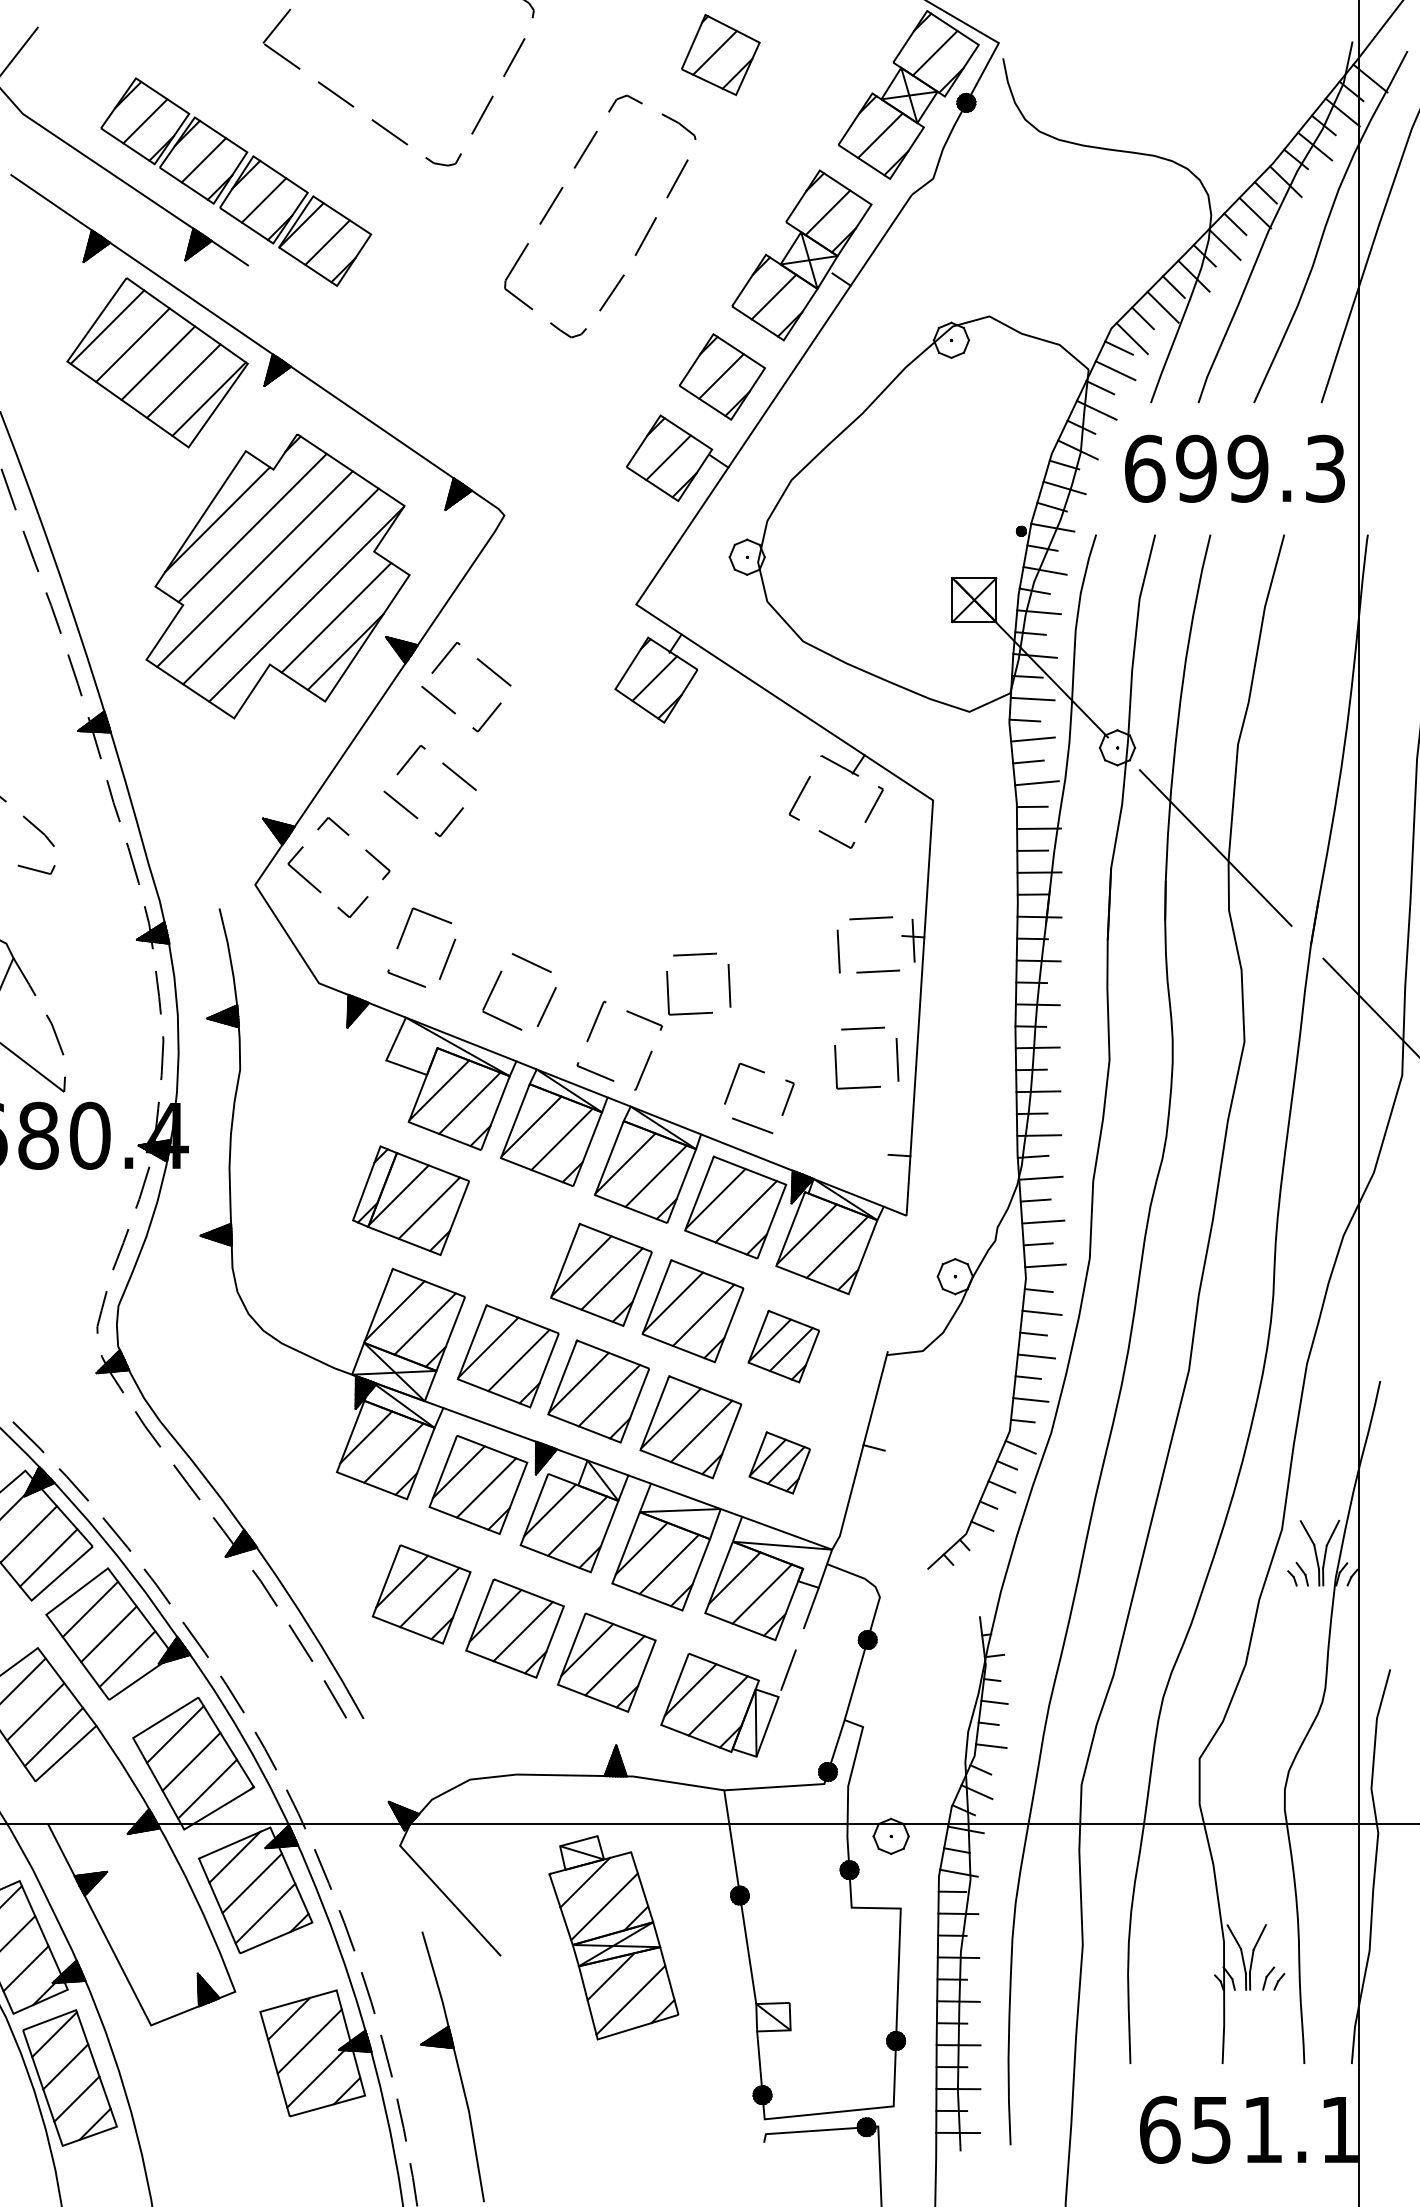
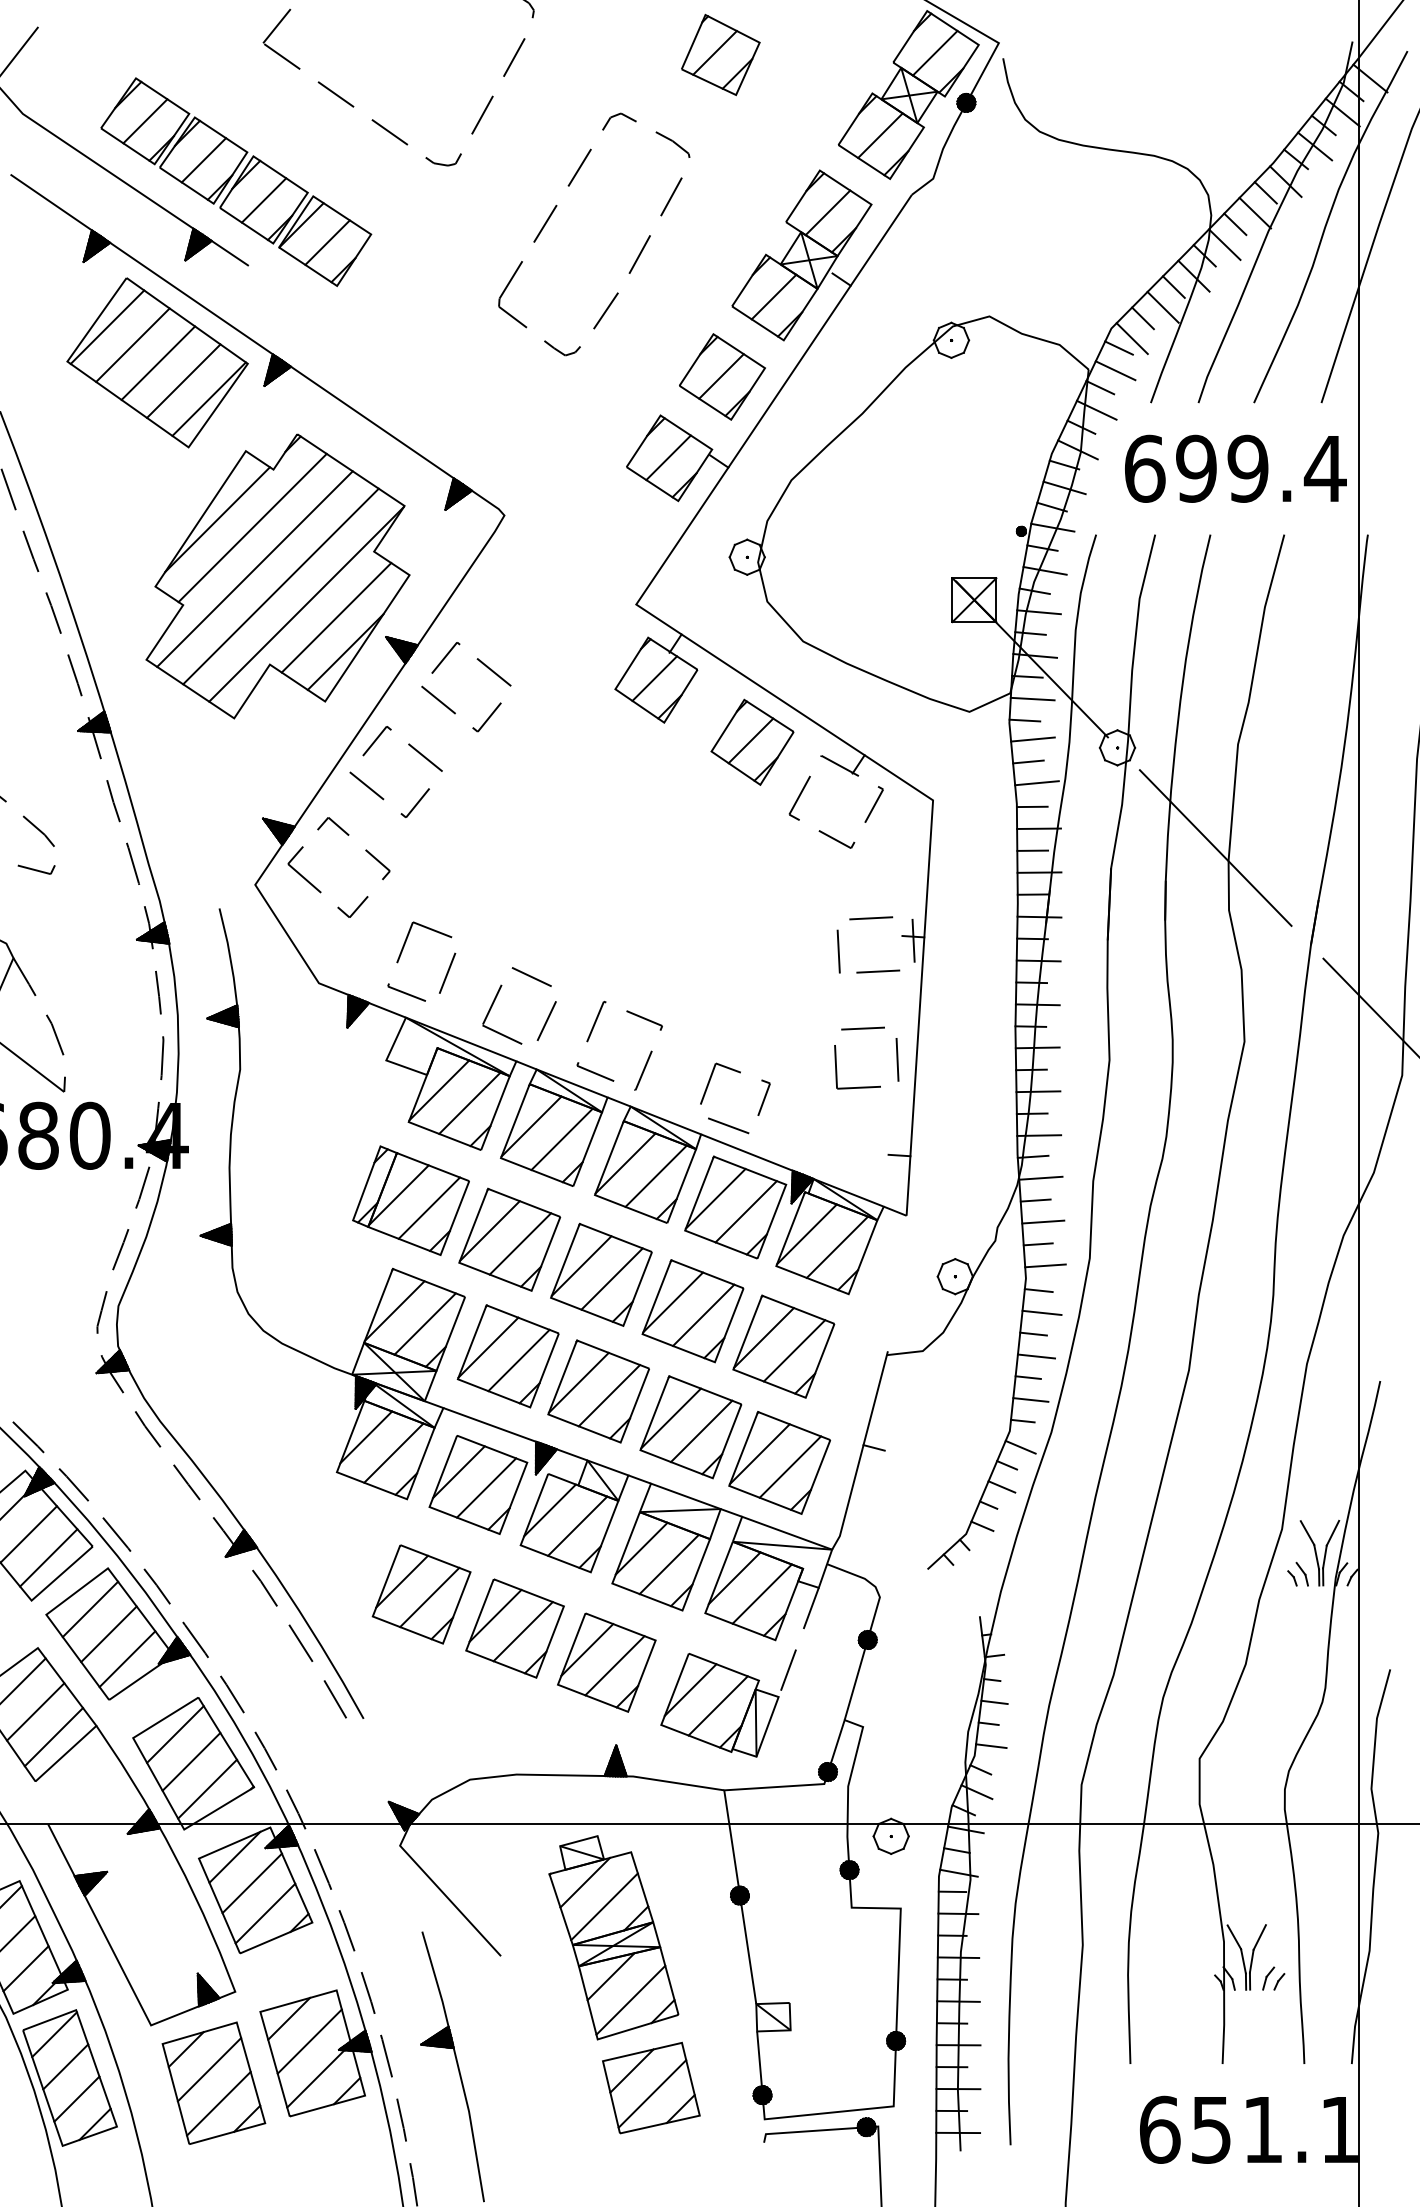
part position: (560, 193) -> (554, 211) (554, 211)
text: 699.3 -> 699.4 (1324, 468)
part: none -> present (752, 741)
part position: (413, 813) -> (379, 794) (379, 794)
part position: (402, 938) -> (402, 952) (402, 952)
part: present -> none (698, 955)
part position: (498, 980) -> (498, 994) (498, 994)
part position: (763, 1073) -> (739, 1073) (739, 1073)
part: none -> present (509, 1239)
part size: 73x75 px -> 104x105 px (783, 1346)
part size: 63x64 px -> 104x104 px (779, 1462)
part: none -> present (213, 2082)
part: none -> present (651, 2087)
